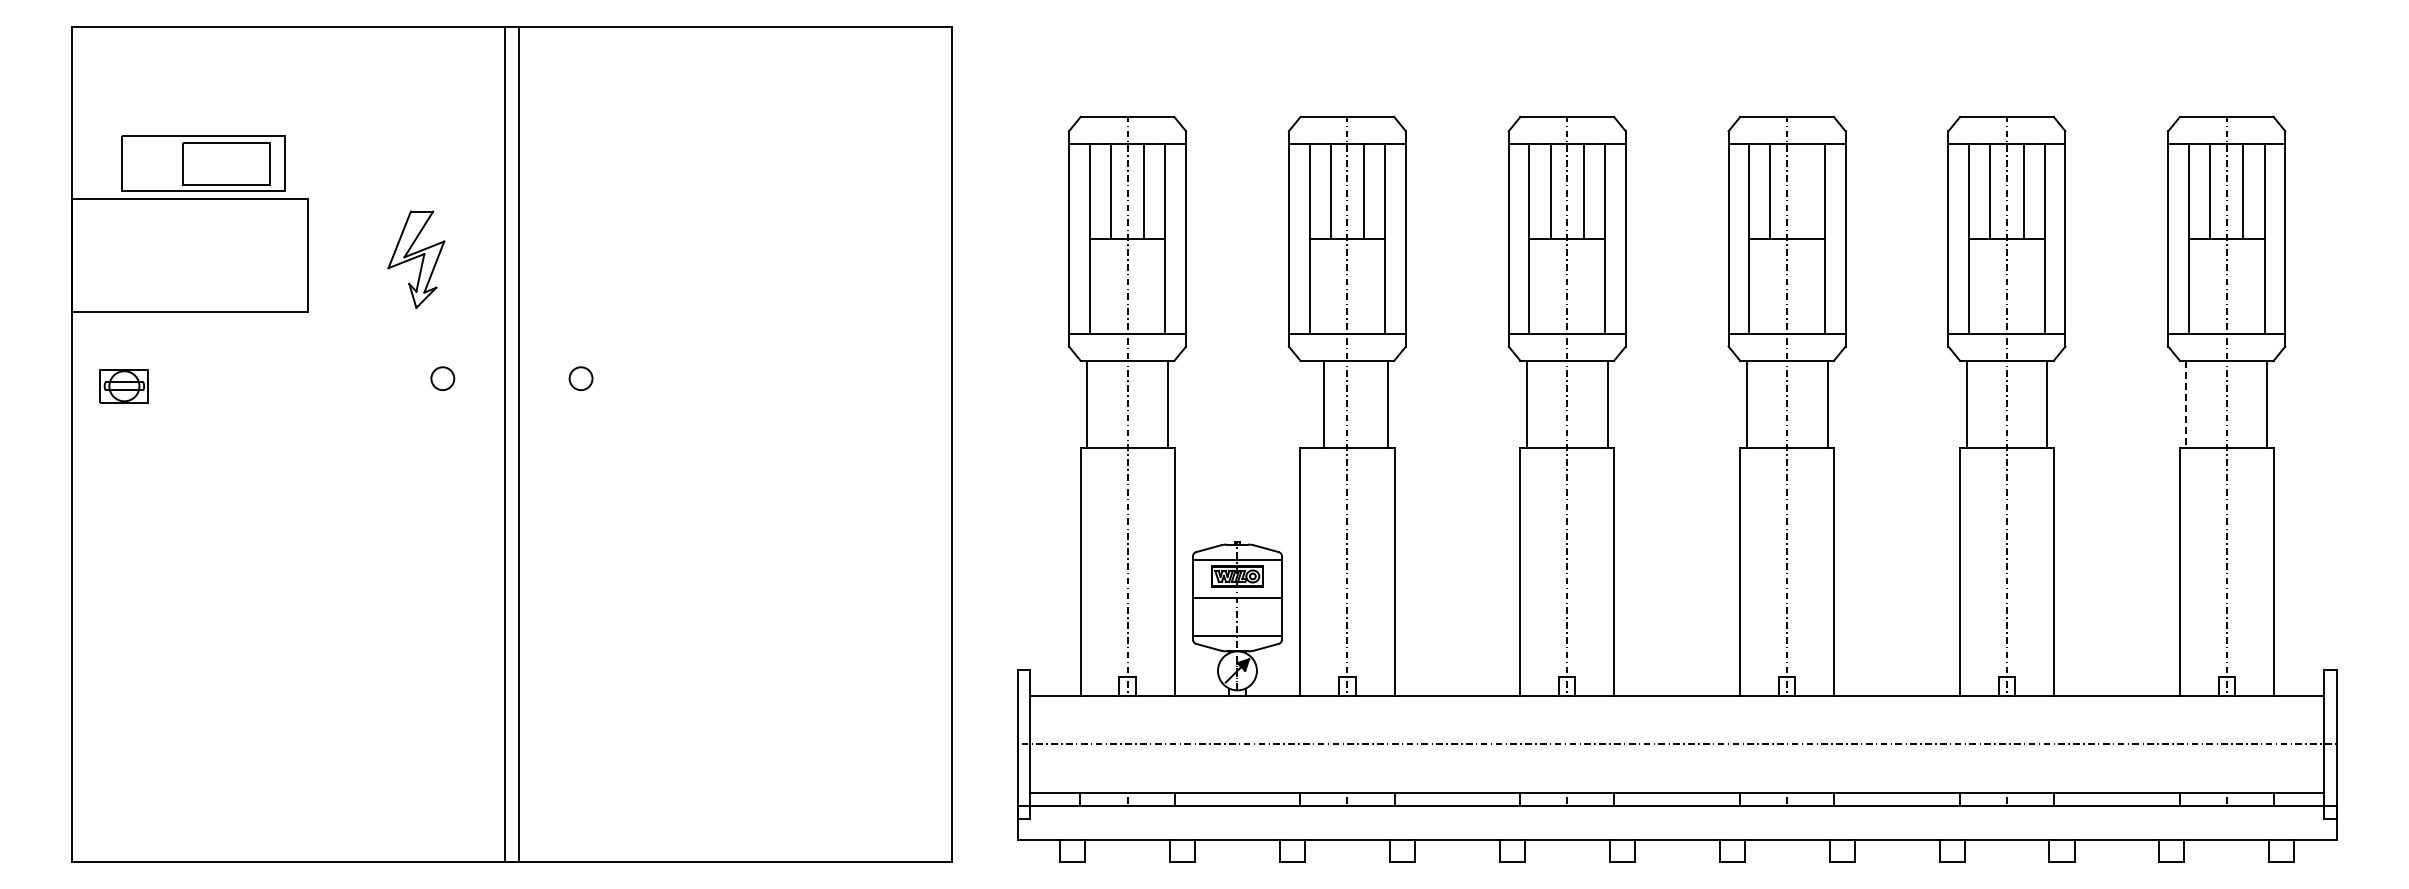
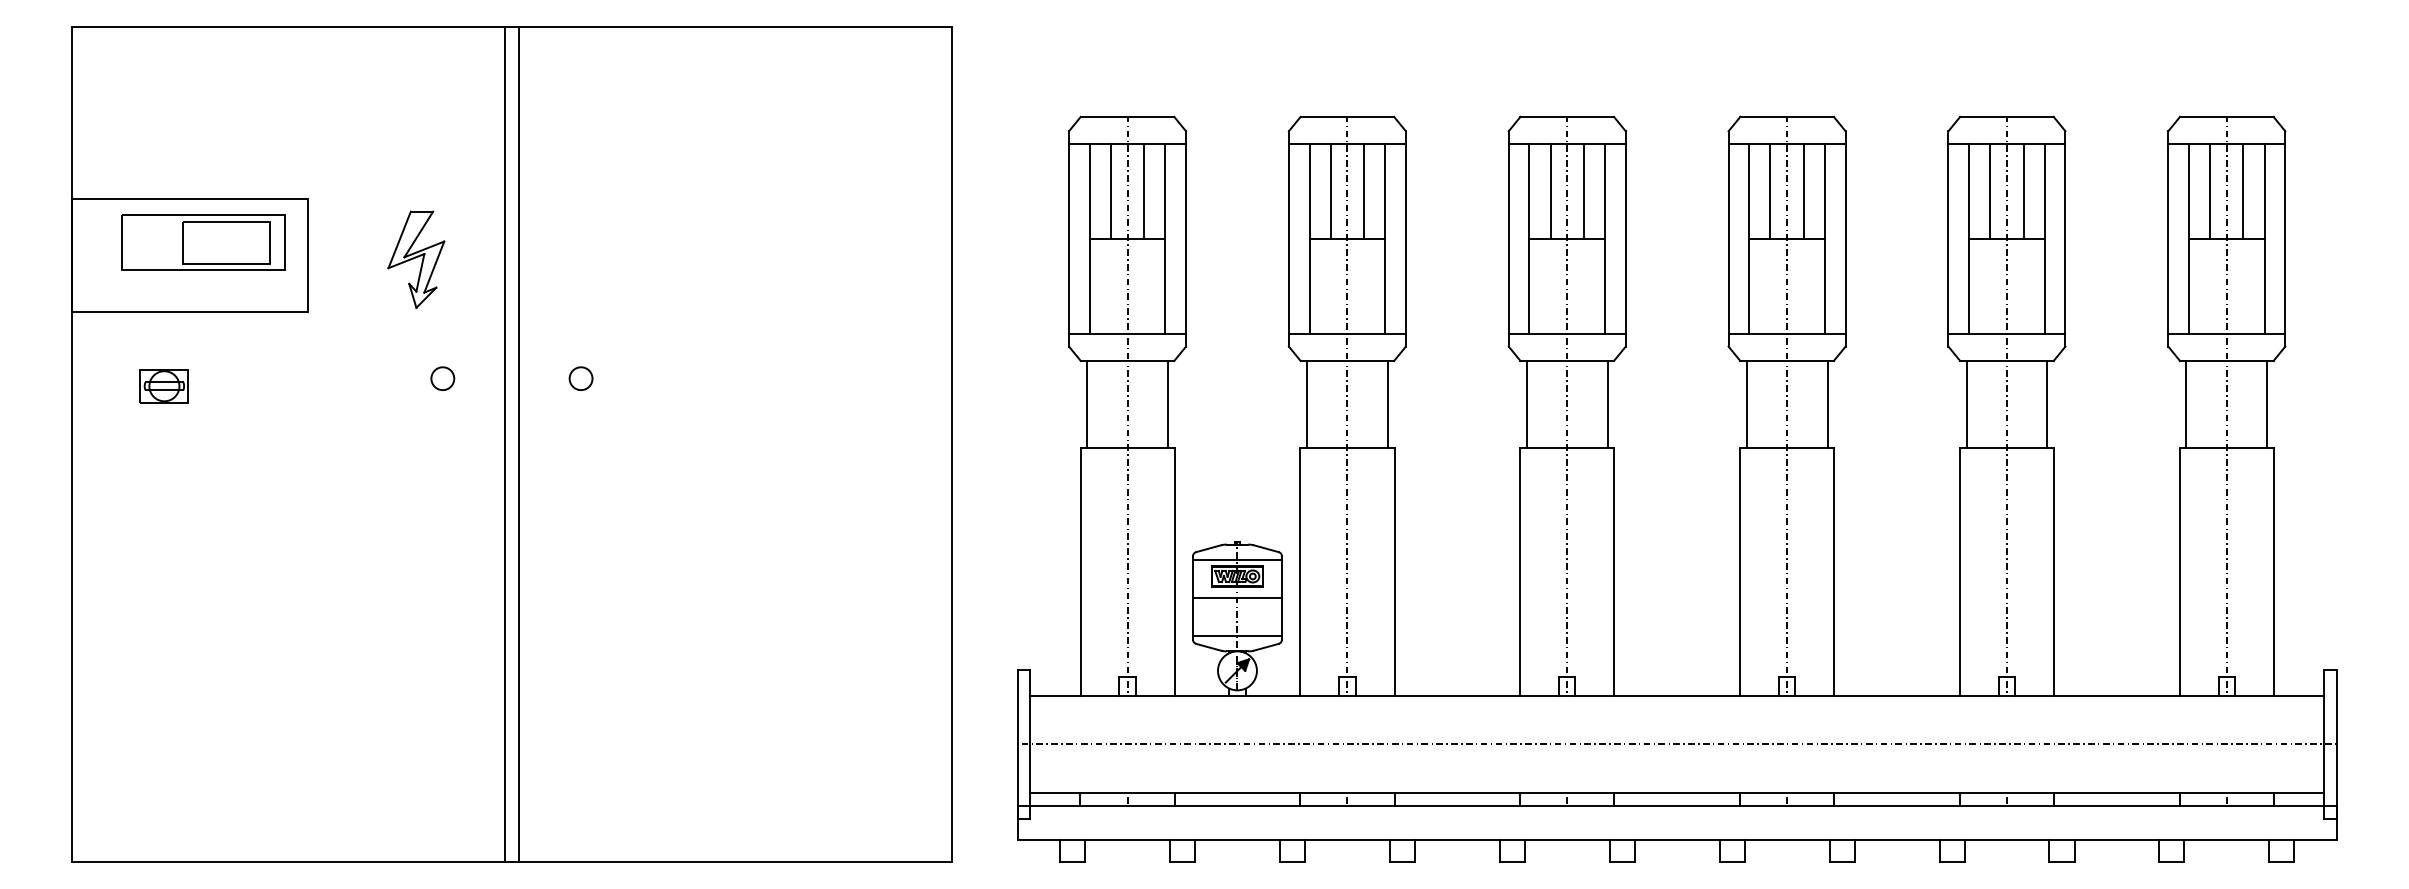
part position: (203, 163) -> (203, 242) (203, 242)
line: none -> present (1803, 190)
part position: (123, 386) -> (163, 386) (163, 386)
line position: (1324, 404) -> (1307, 404) (1307, 404)
line: dashed -> solid (2186, 404)
